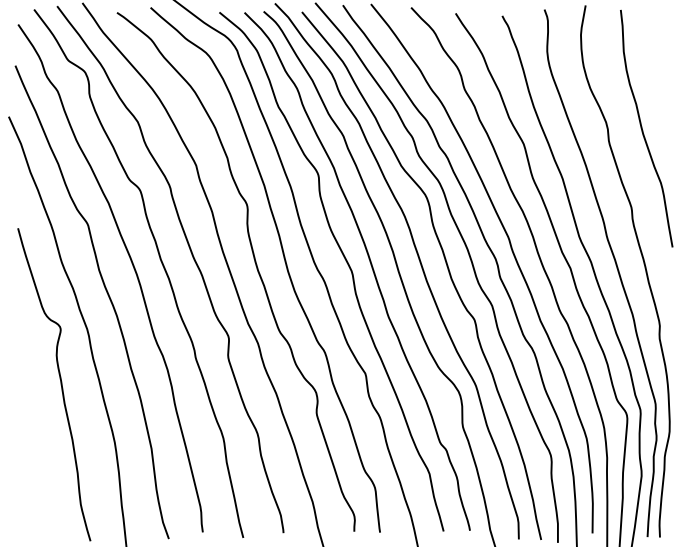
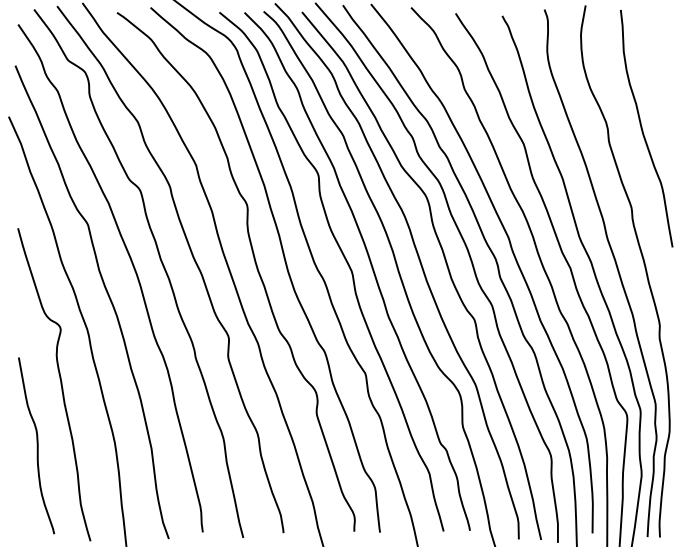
curve: none -> present (36, 445)
